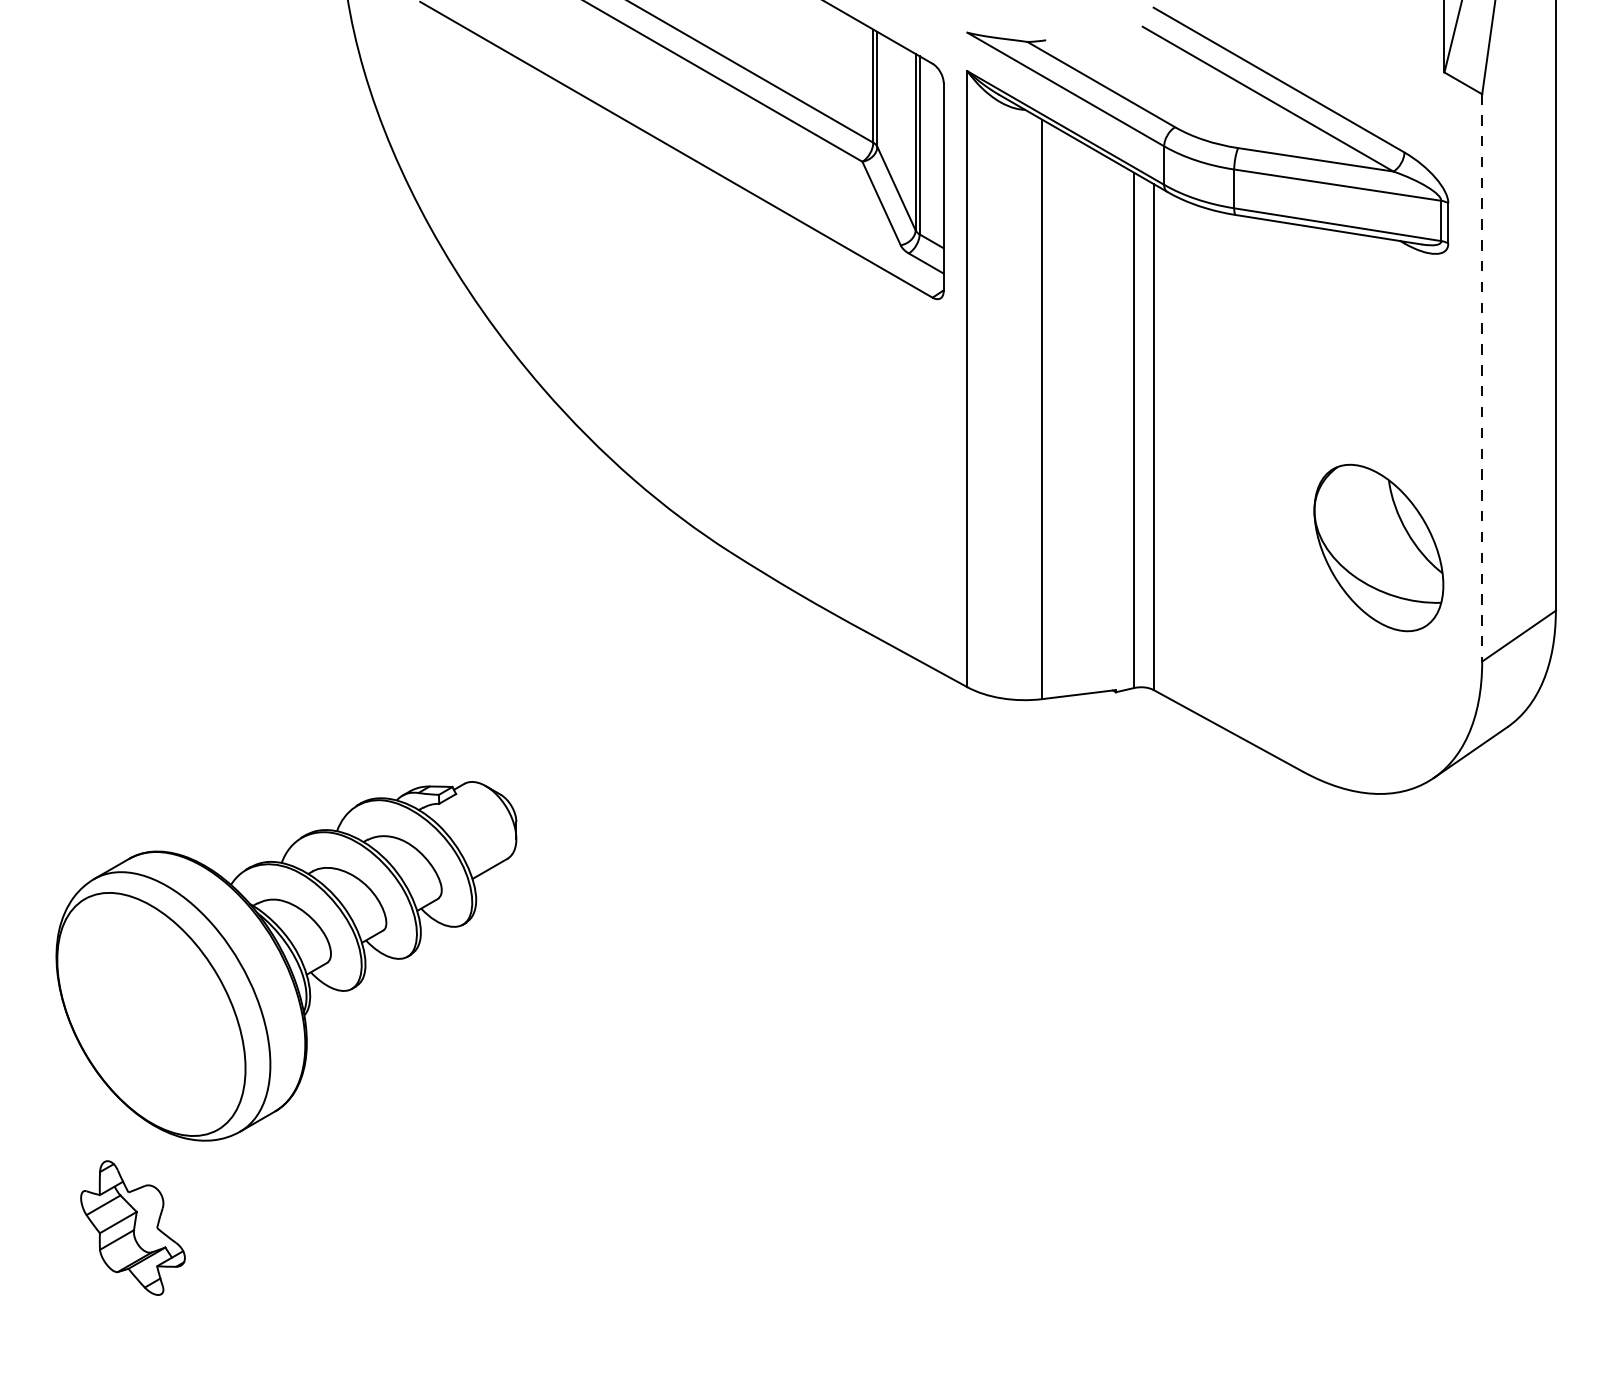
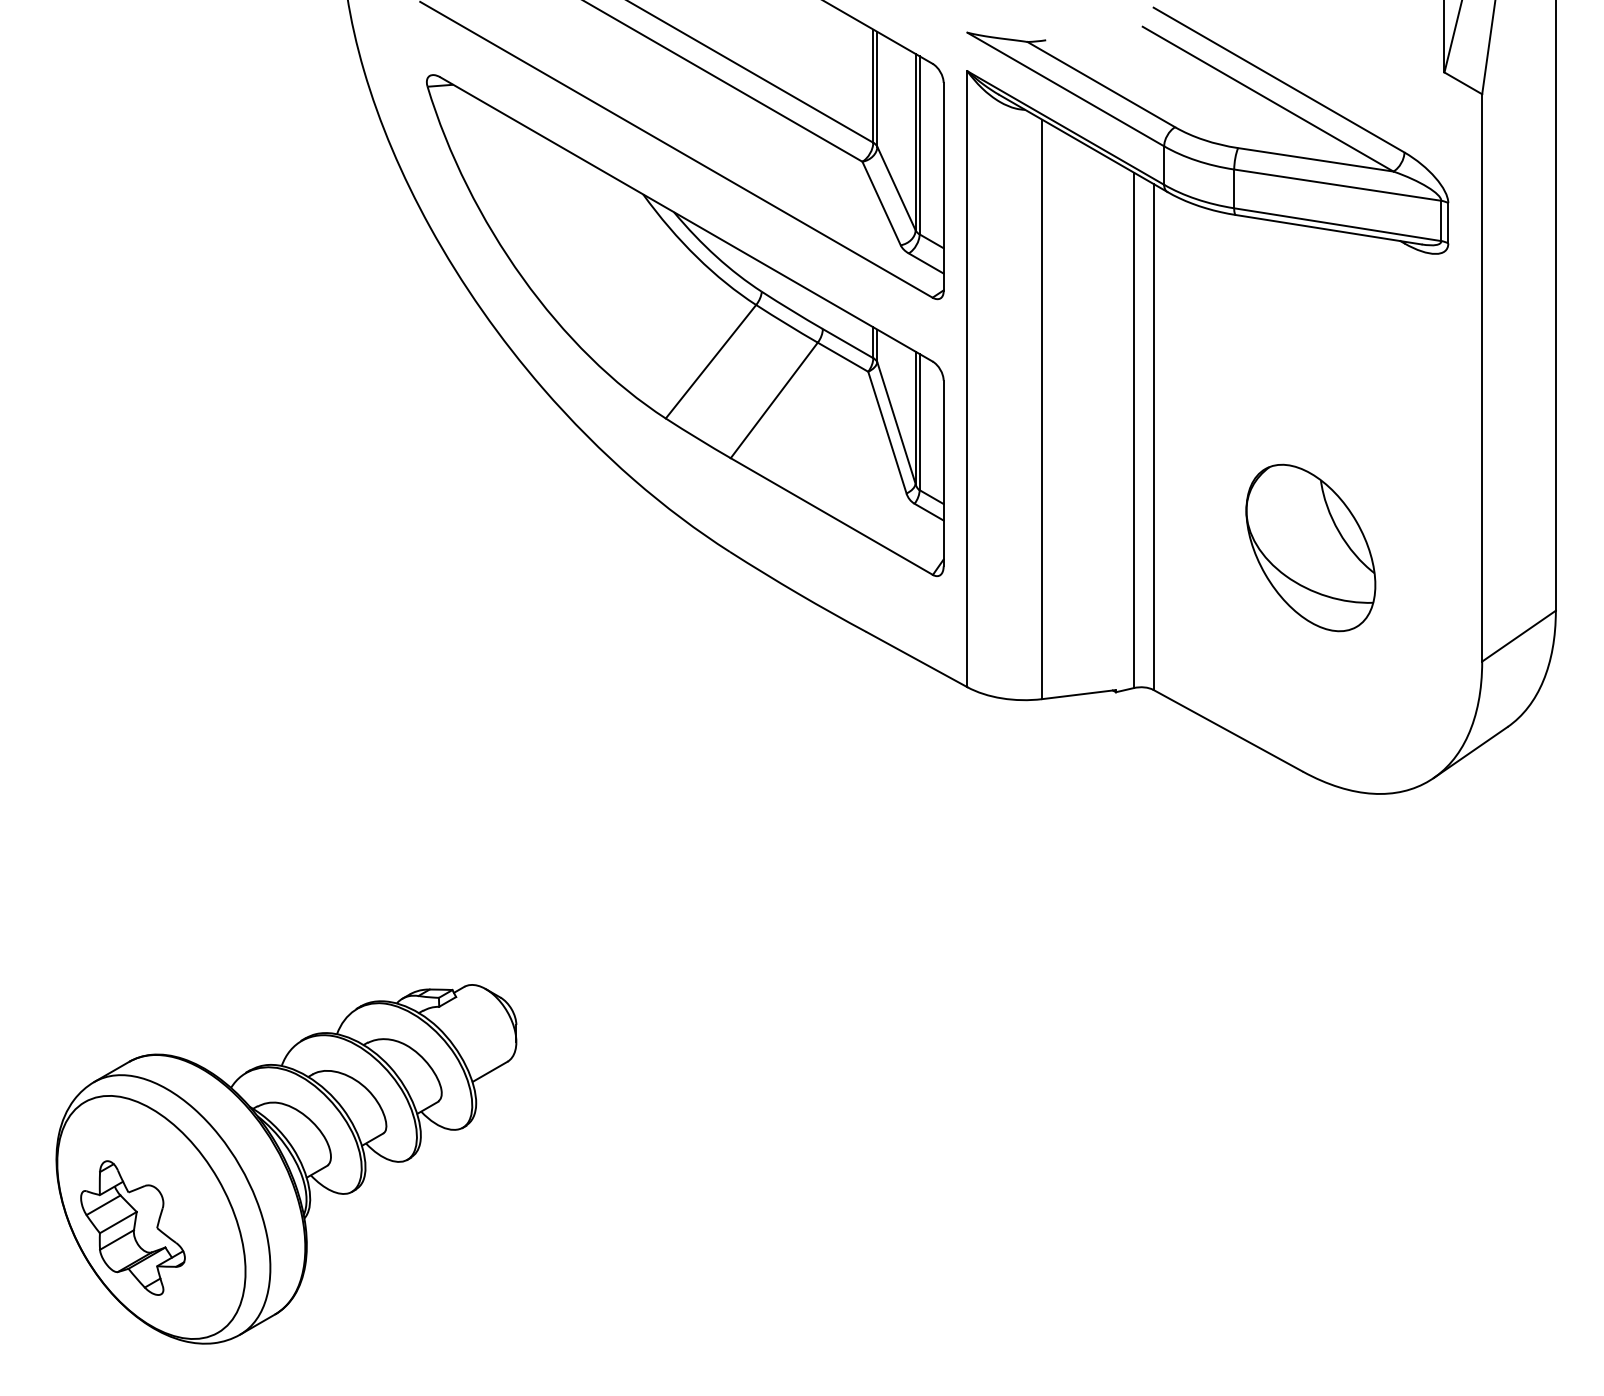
part: none -> present (685, 325)
line: dashed -> solid (1482, 377)
part position: (1378, 547) -> (1310, 547) (1310, 547)
part position: (286, 961) -> (286, 1164) (286, 1164)
